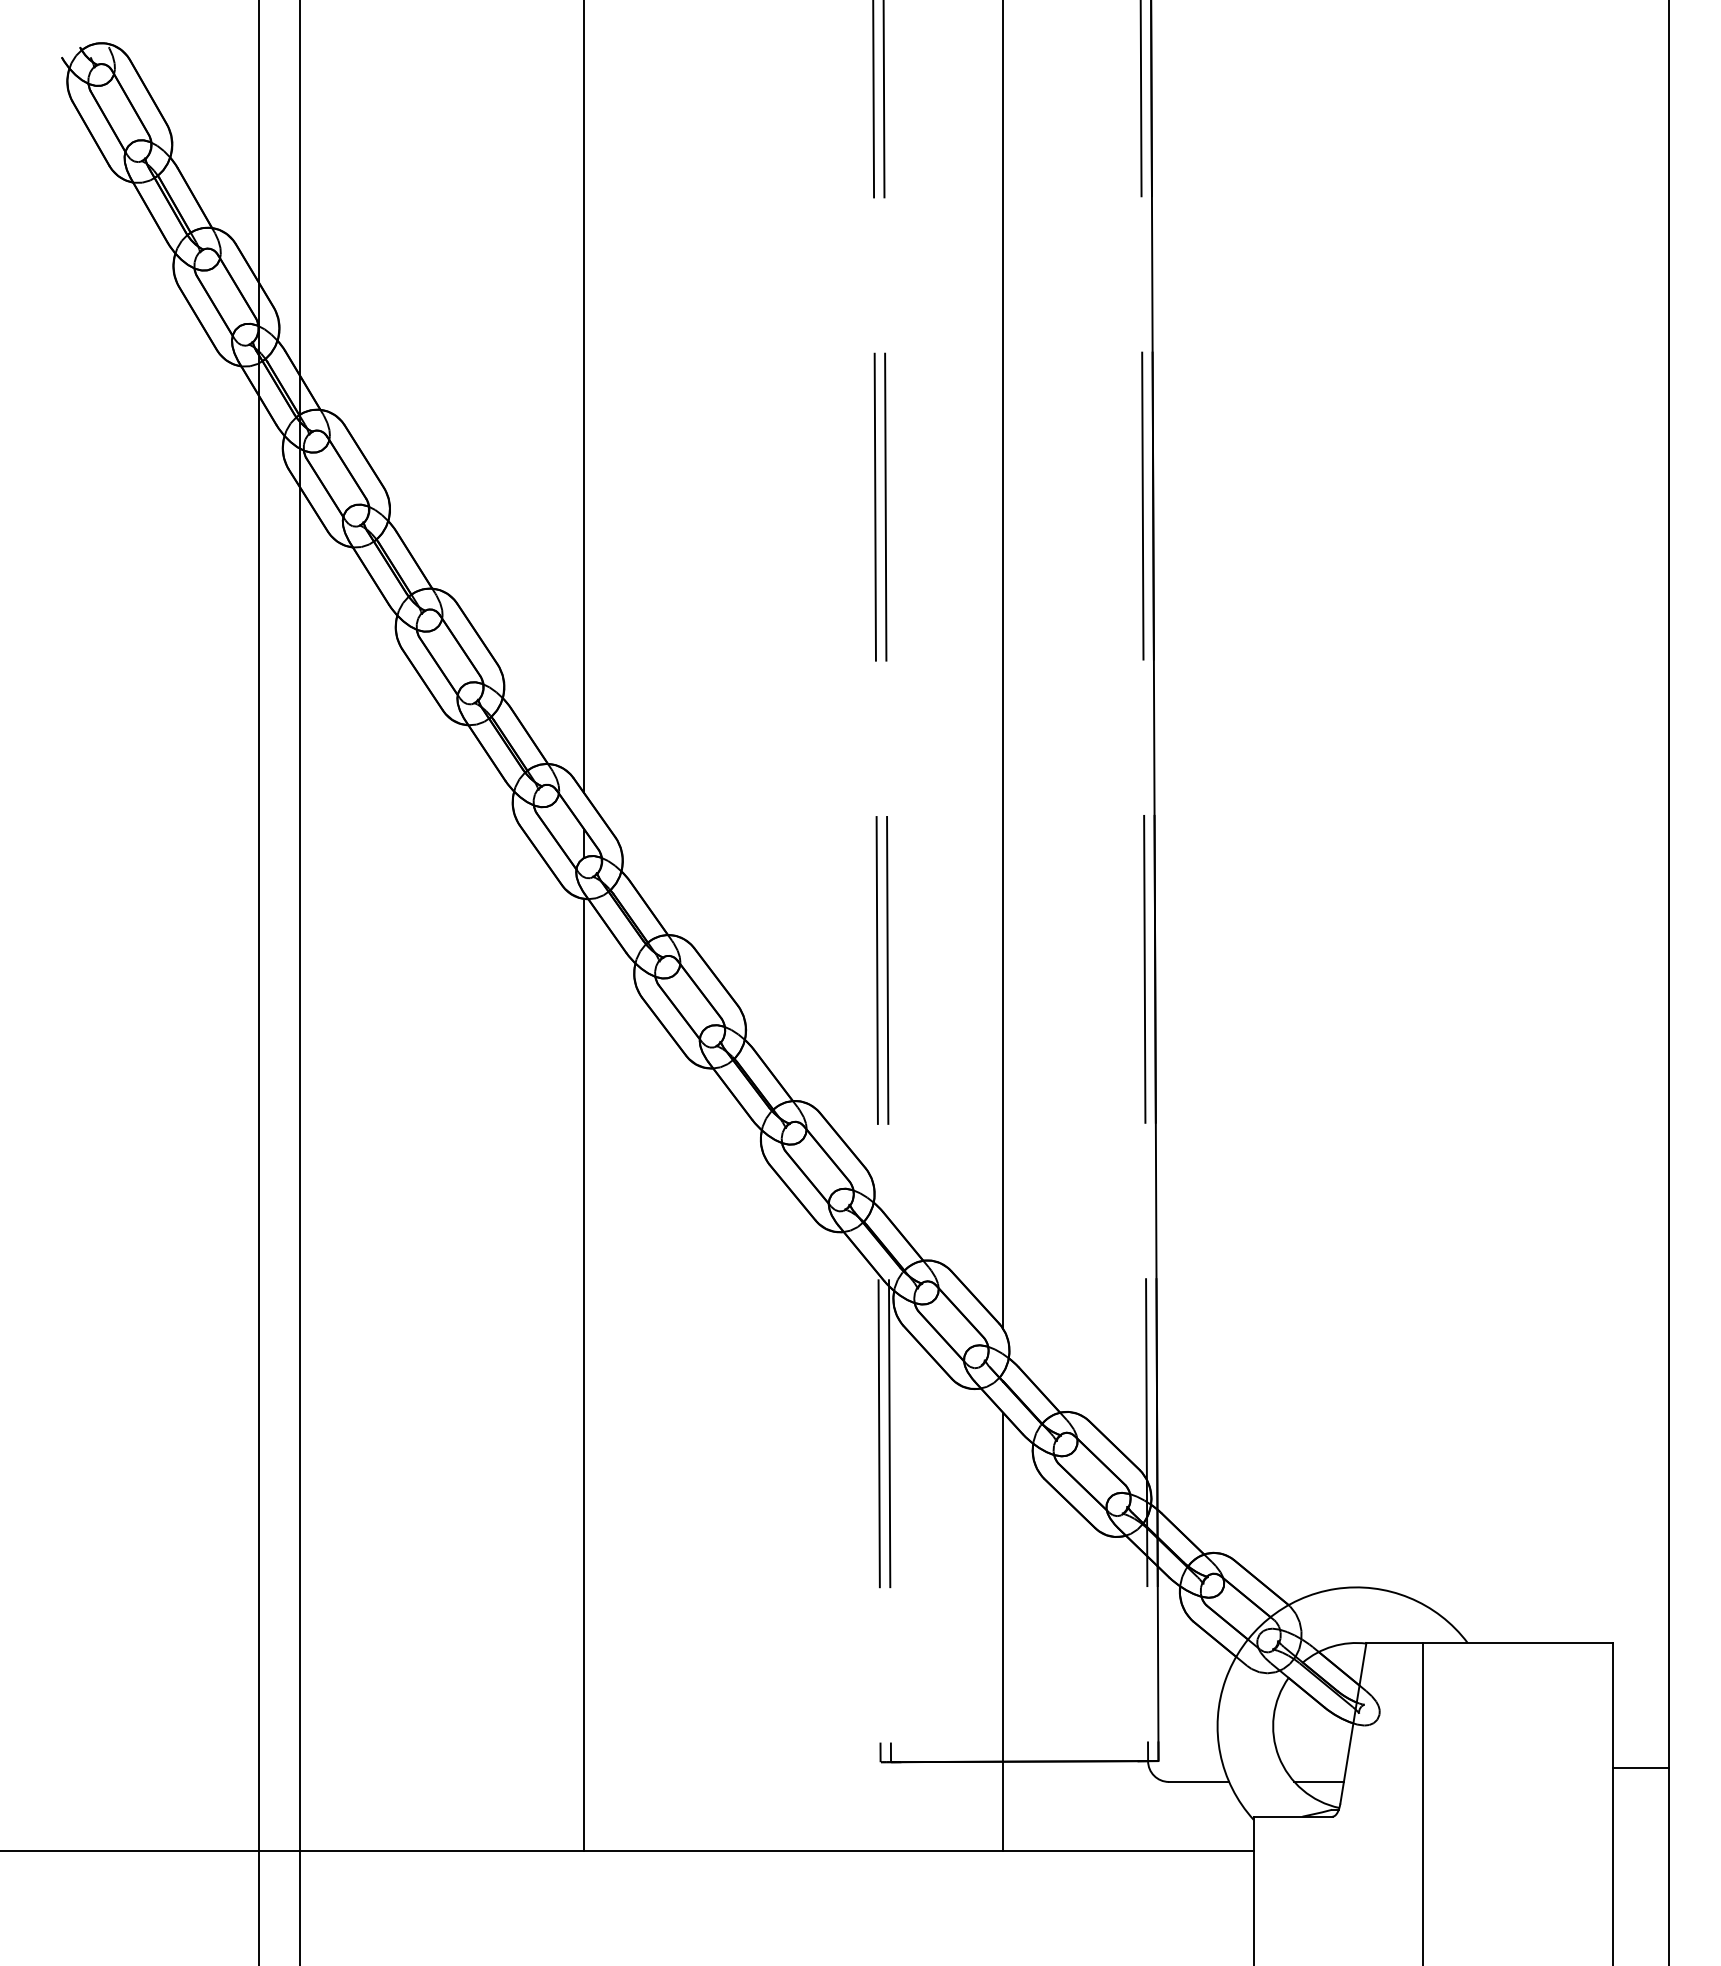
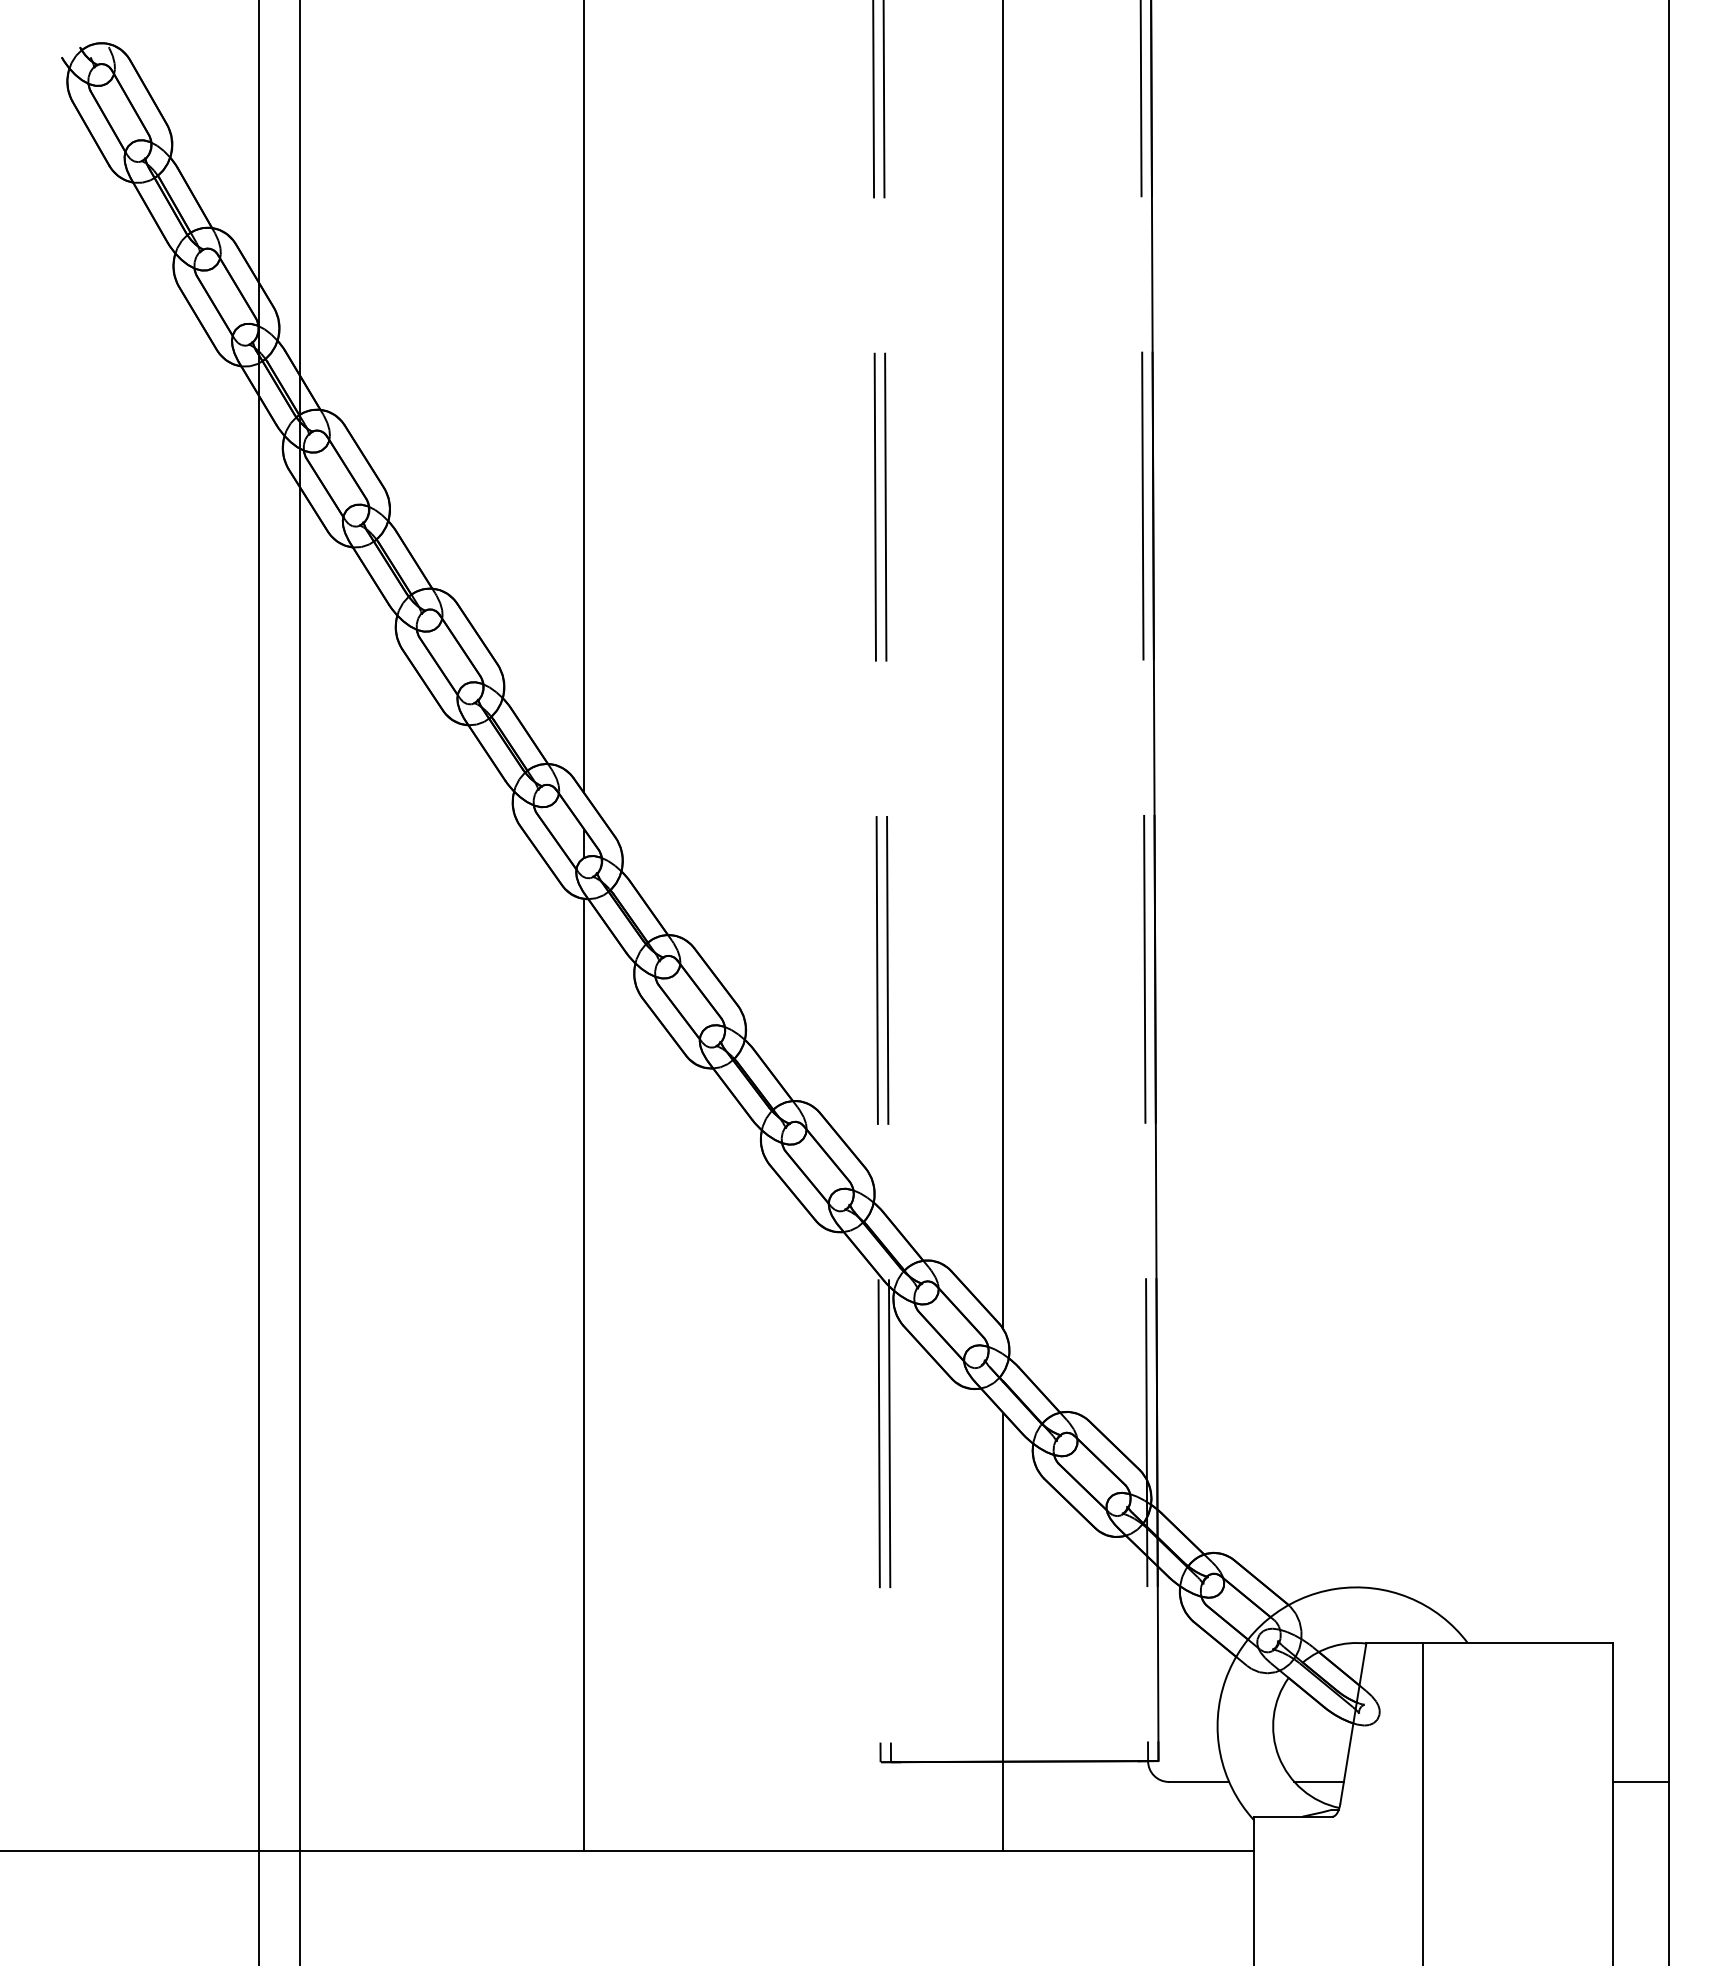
line position: (1641, 1767) -> (1641, 1781) (1641, 1781)
